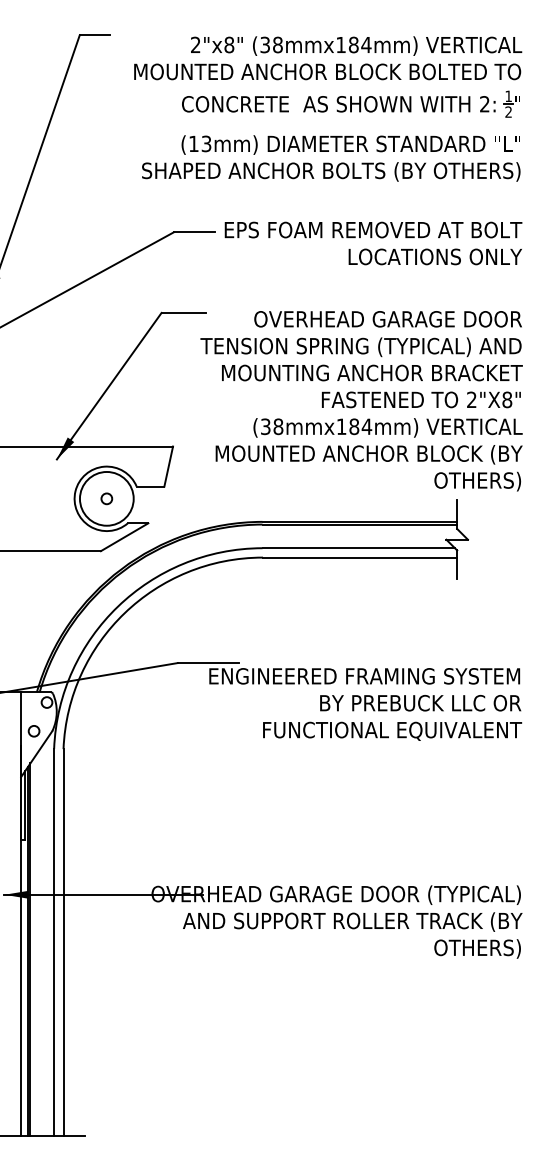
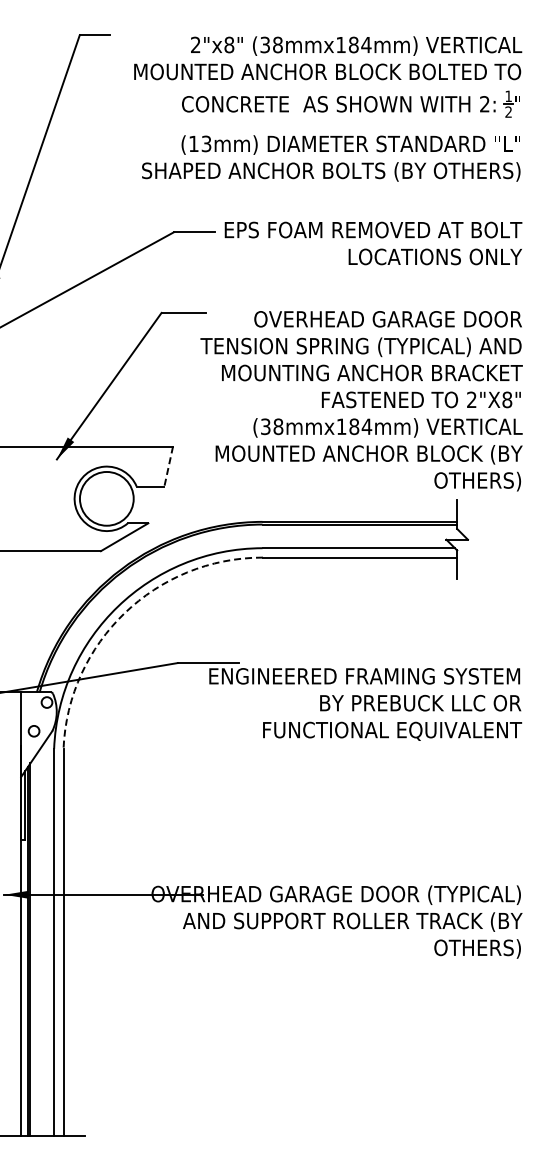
line: solid -> dashed (168, 467)
circle: present -> none (106, 498)
arc: solid -> dashed (124, 613)
